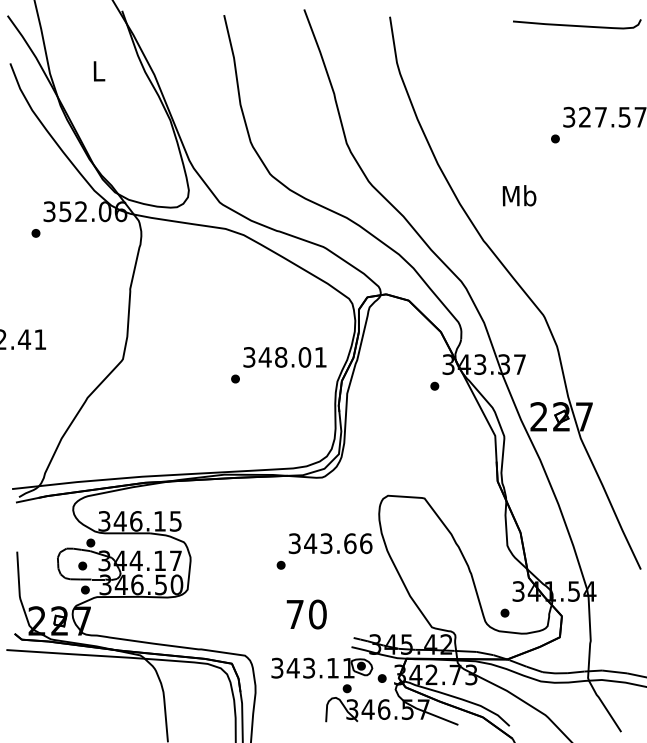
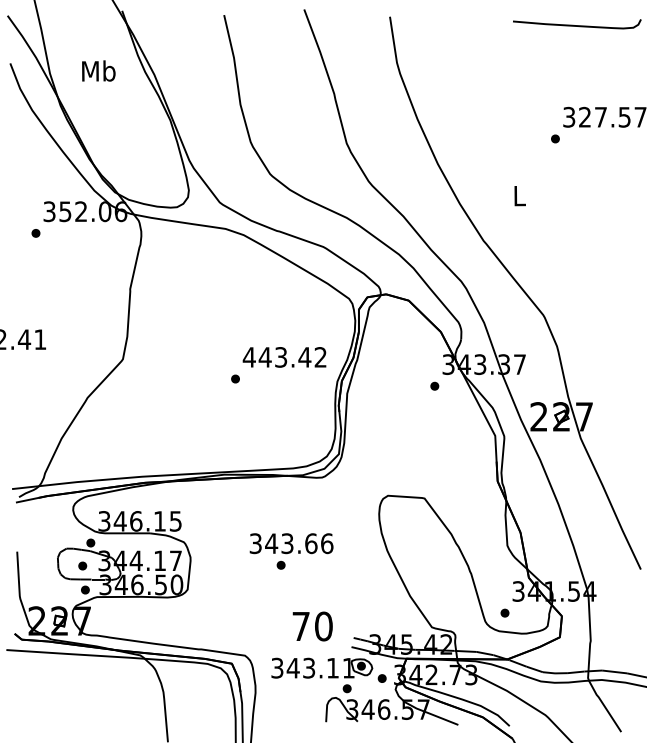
text: L -> Mb (98, 70)
text: Mb -> L (519, 195)
text: 348.01 -> 443.42 (284, 357)
text position: (330, 543) -> (291, 543) (291, 543)
text position: (306, 614) -> (312, 626) (312, 626)
